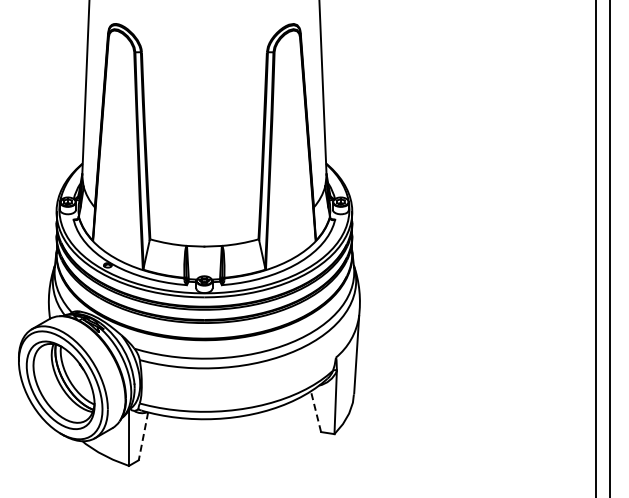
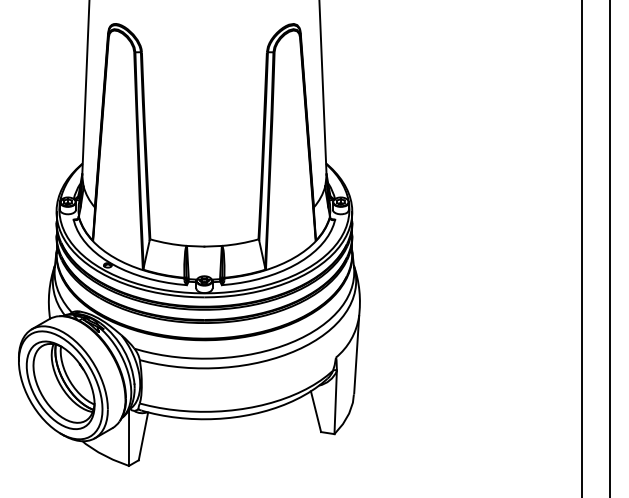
line position: (595, 248) -> (581, 248) (581, 248)
line: dashed -> solid (315, 411)
line: dashed -> solid (143, 436)
